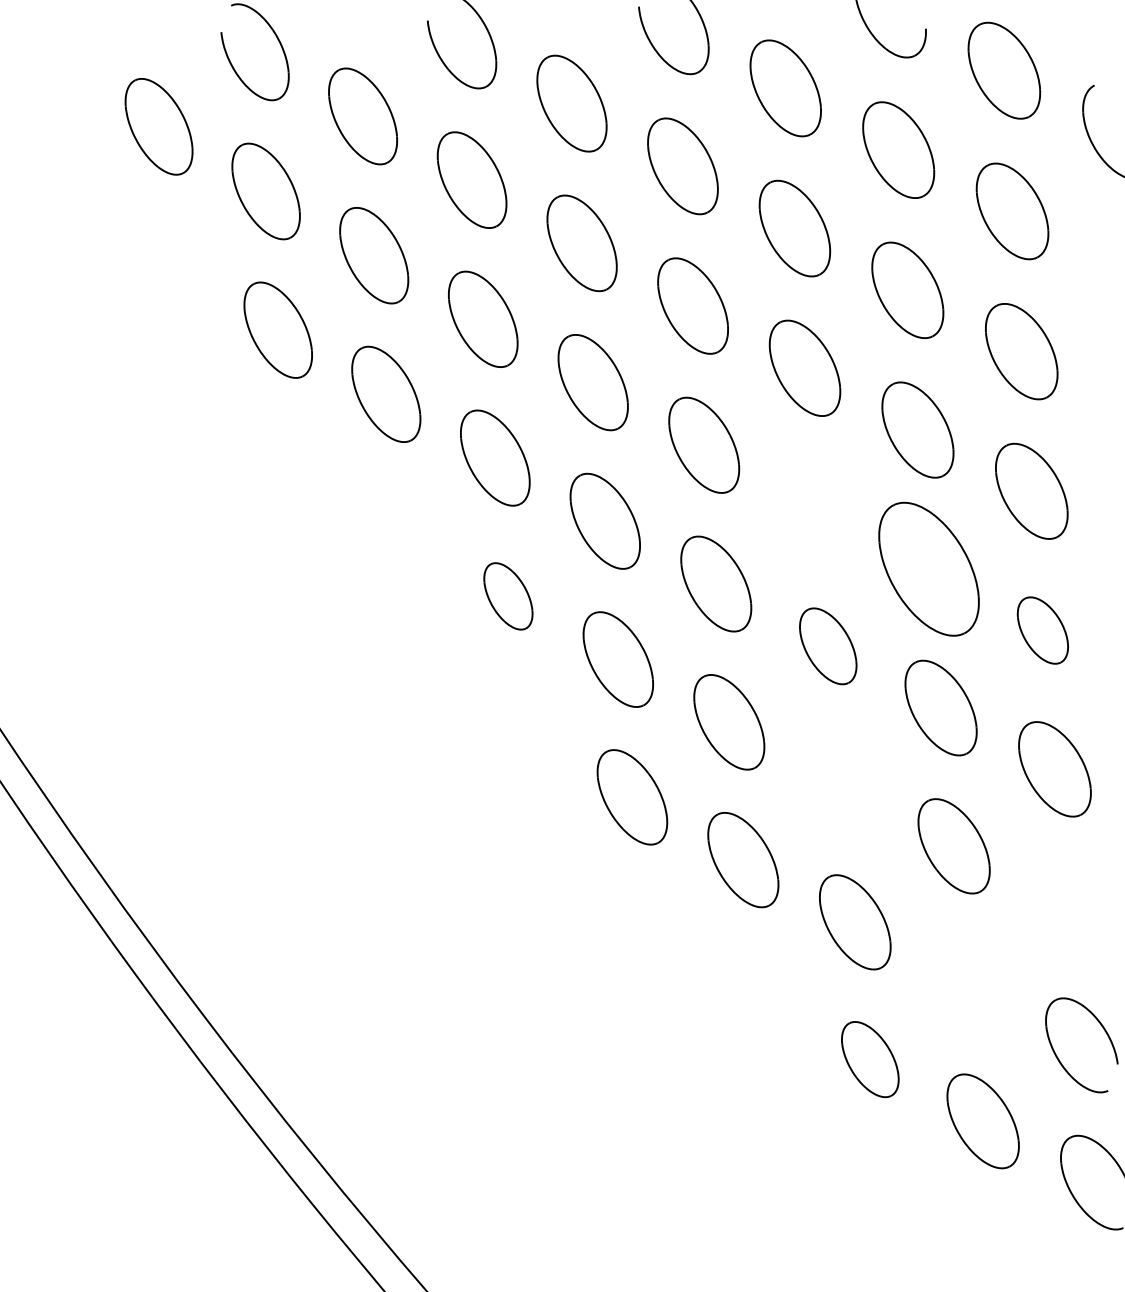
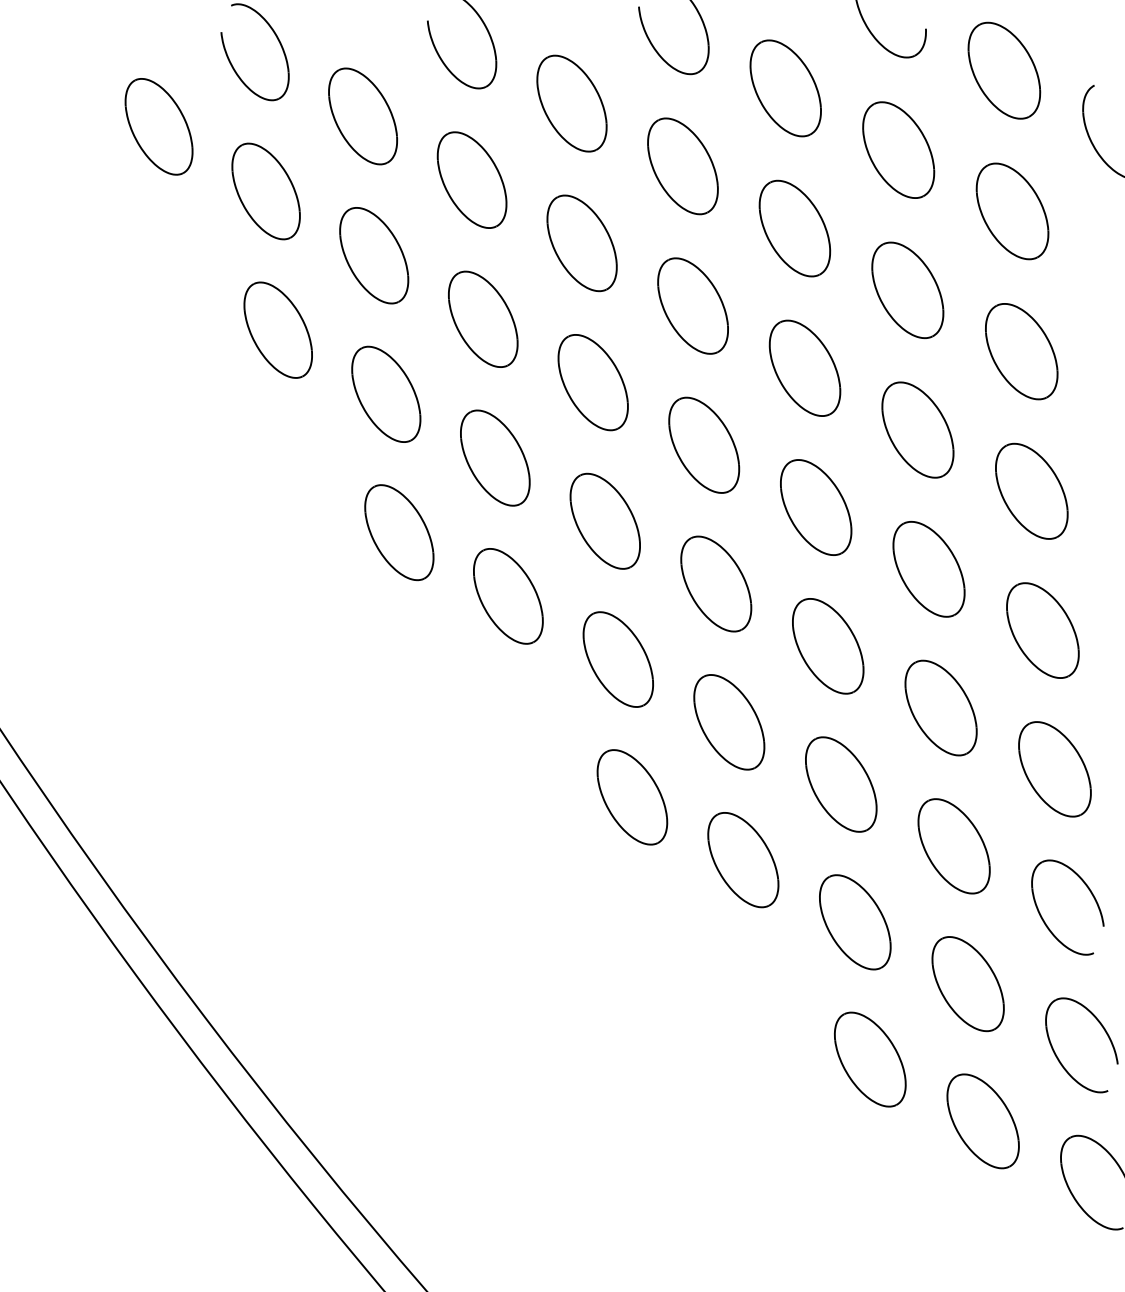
part: none -> present (816, 507)
part: none -> present (399, 532)
part size: 102x136 px -> 74x97 px (928, 569)
part size: 51x69 px -> 71x97 px (508, 596)
part size: 53x69 px -> 74x97 px (1042, 630)
part size: 59x79 px -> 73x97 px (828, 646)
part: none -> present (841, 784)
part: none -> present (1043, 918)
part: none -> present (967, 984)
part size: 59x78 px -> 73x97 px (870, 1059)
